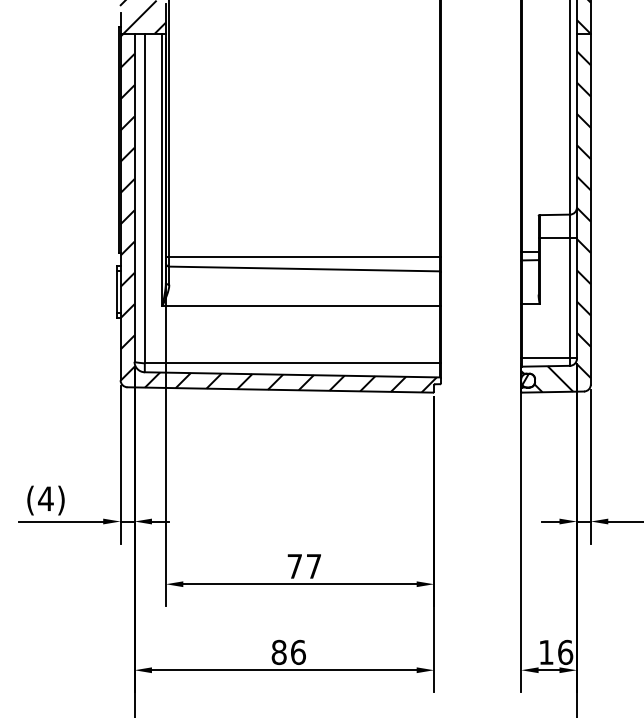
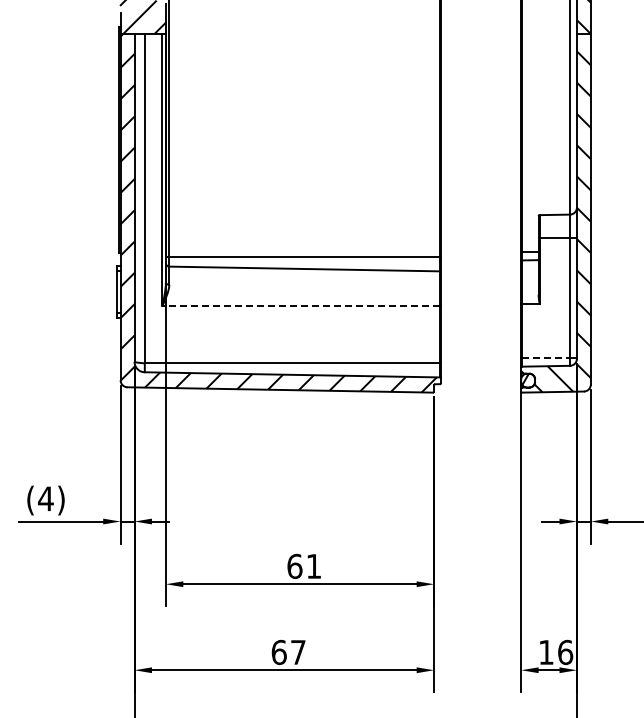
line: solid -> dashed (301, 306)
line: solid -> dashed (546, 357)
text: 77 -> 61 (303, 566)
text: 86 -> 67 (288, 652)
